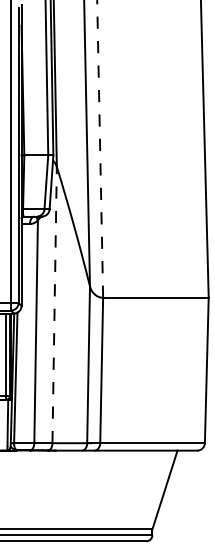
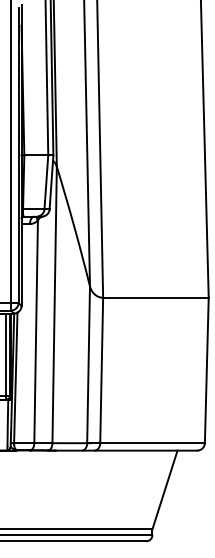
line: dashed -> solid (100, 148)
line: dashed -> solid (54, 304)
